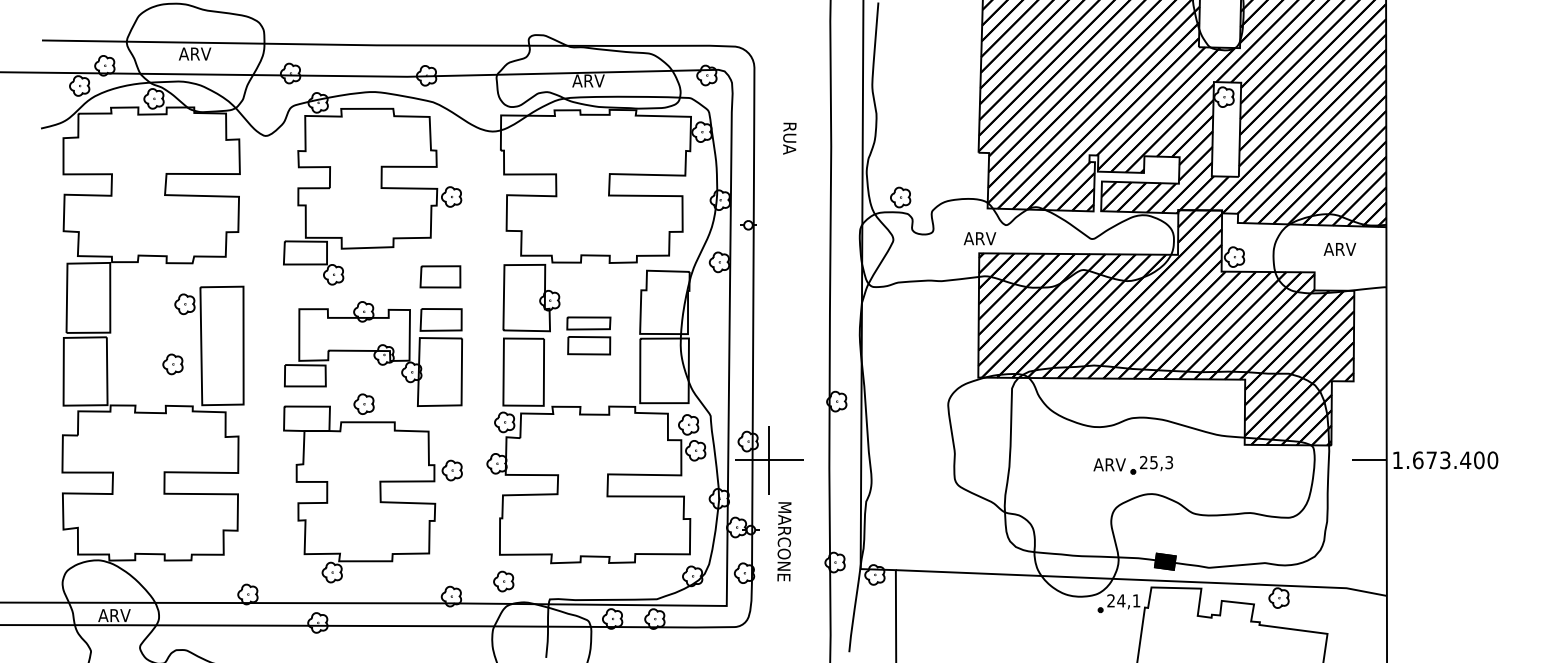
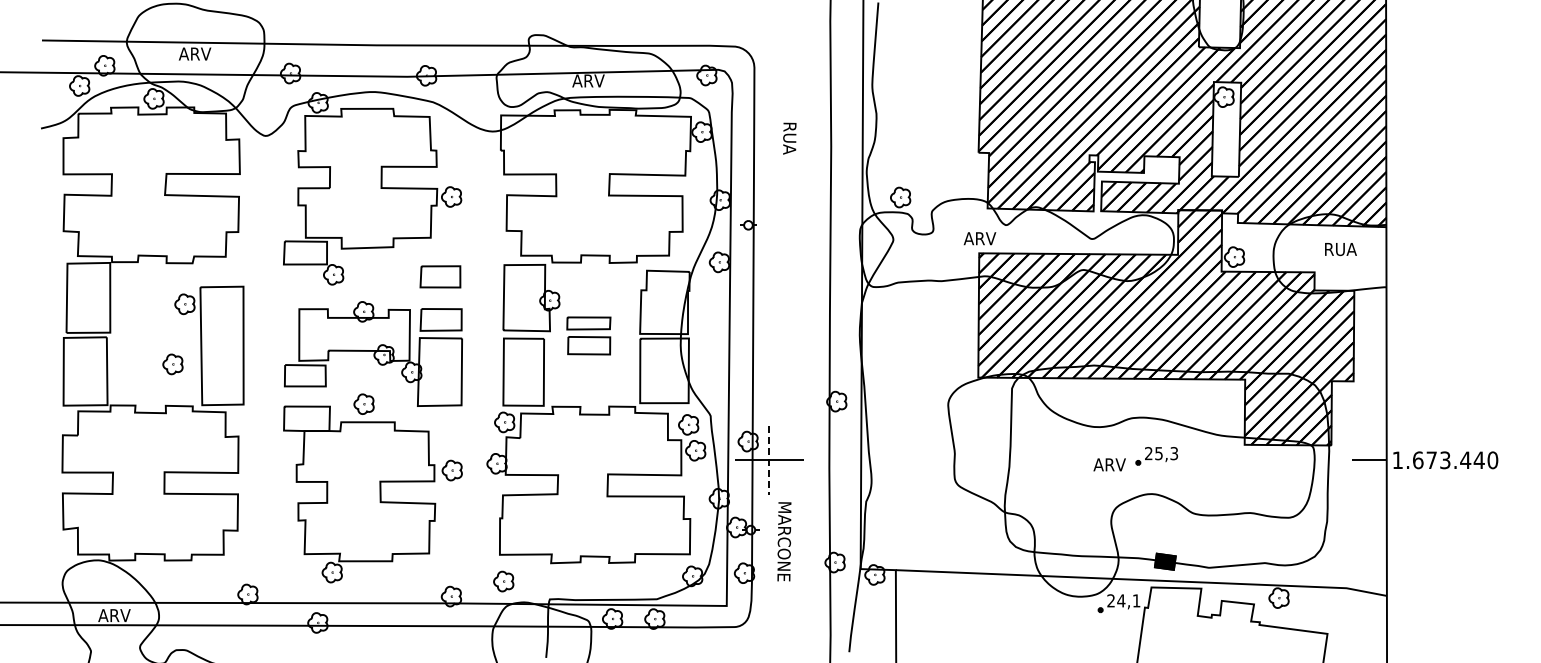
text: ARV -> RUA (1339, 249)
line: solid -> dashed (769, 460)
text: 1.673.400 -> 1.673.440 (1478, 460)
part position: (1151, 465) -> (1156, 456) (1156, 456)
